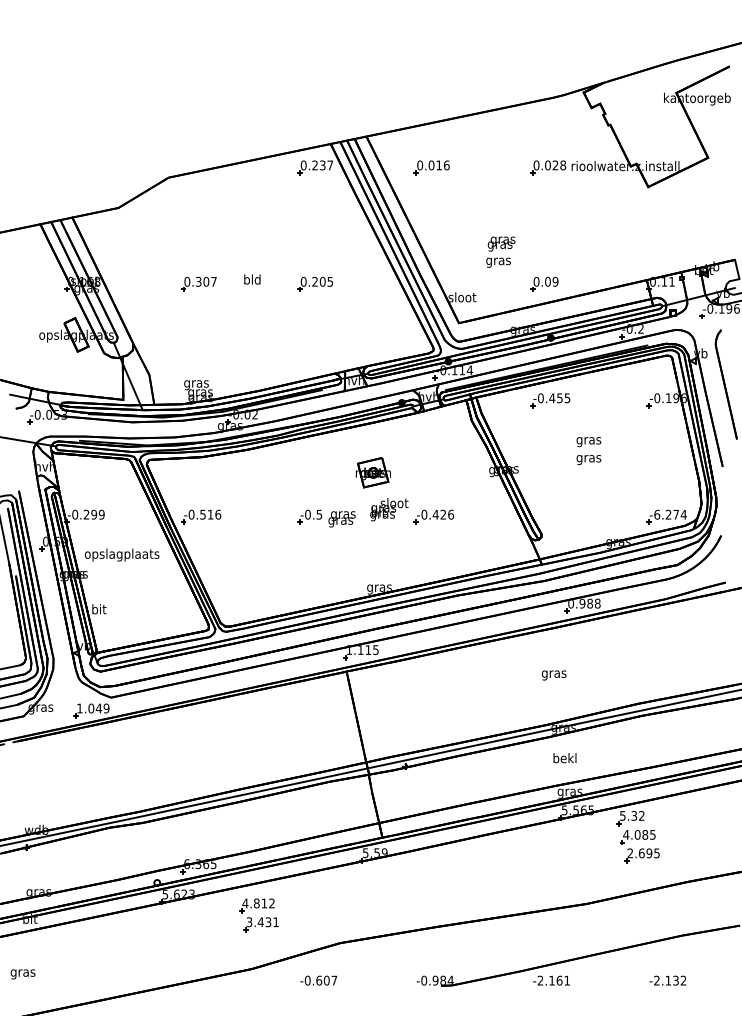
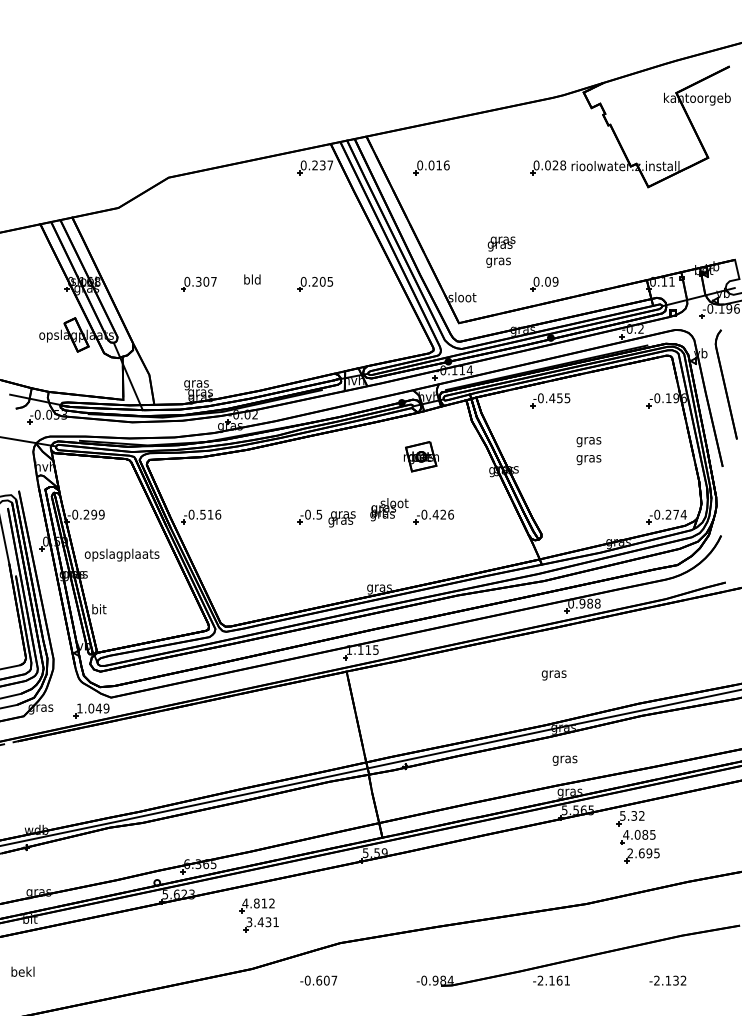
part position: (373, 472) -> (421, 456) (421, 456)
text: -6.274 -> -0.274 (657, 514)
text: bekl -> gras (564, 759)
text: gras -> bekl (22, 972)
